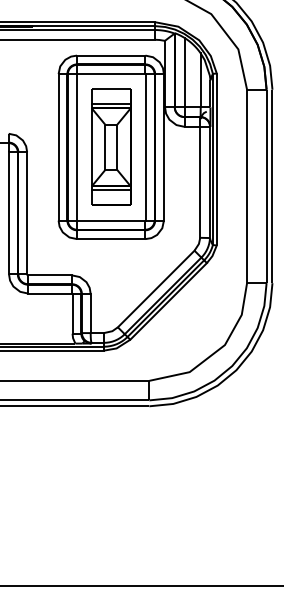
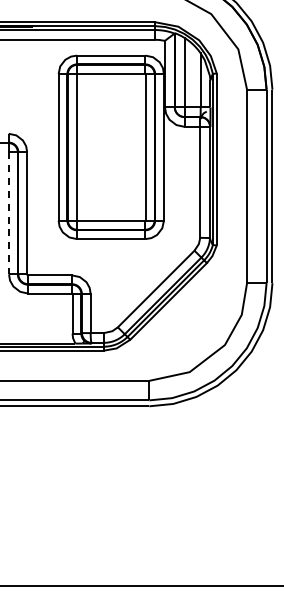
part: present -> none (111, 146)
line: solid -> dashed (9, 213)
